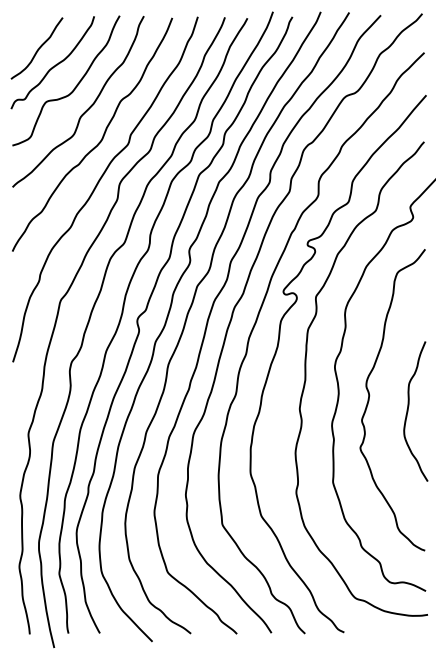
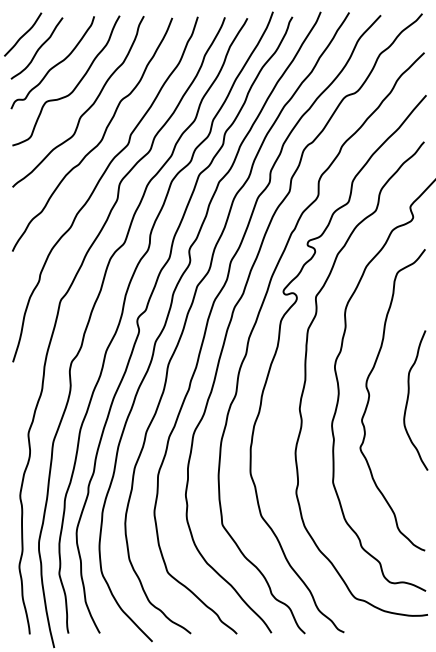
curve: none -> present (23, 34)
curve position: (408, 411) -> (408, 400) (408, 400)
